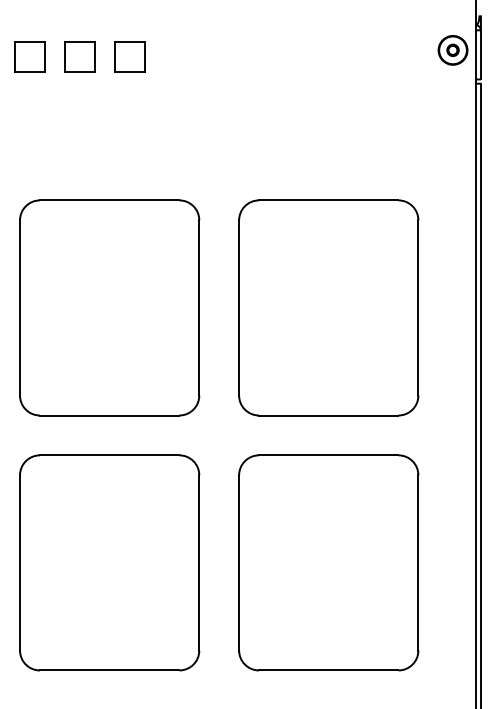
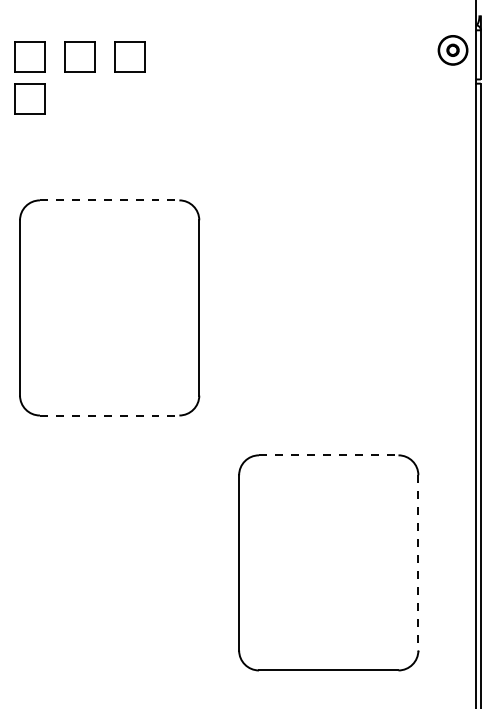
part: none -> present (29, 98)
line: solid -> dashed (109, 200)
part: present -> none (328, 307)
line: solid -> dashed (109, 415)
line: solid -> dashed (328, 455)
part: present -> none (109, 562)
line: solid -> dashed (418, 562)
